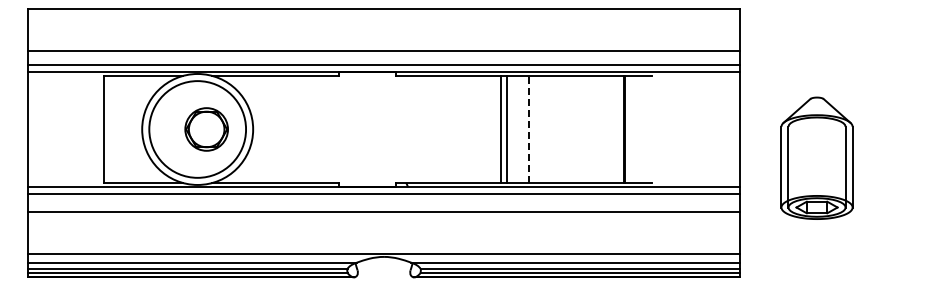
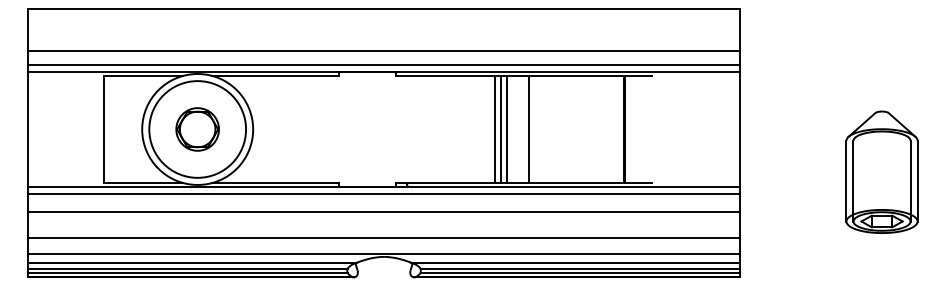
line: dashed -> solid (529, 128)
part position: (206, 129) -> (197, 129) (197, 129)
line: none -> present (494, 129)
part position: (816, 157) -> (881, 171) (881, 171)
line: none -> present (383, 237)
